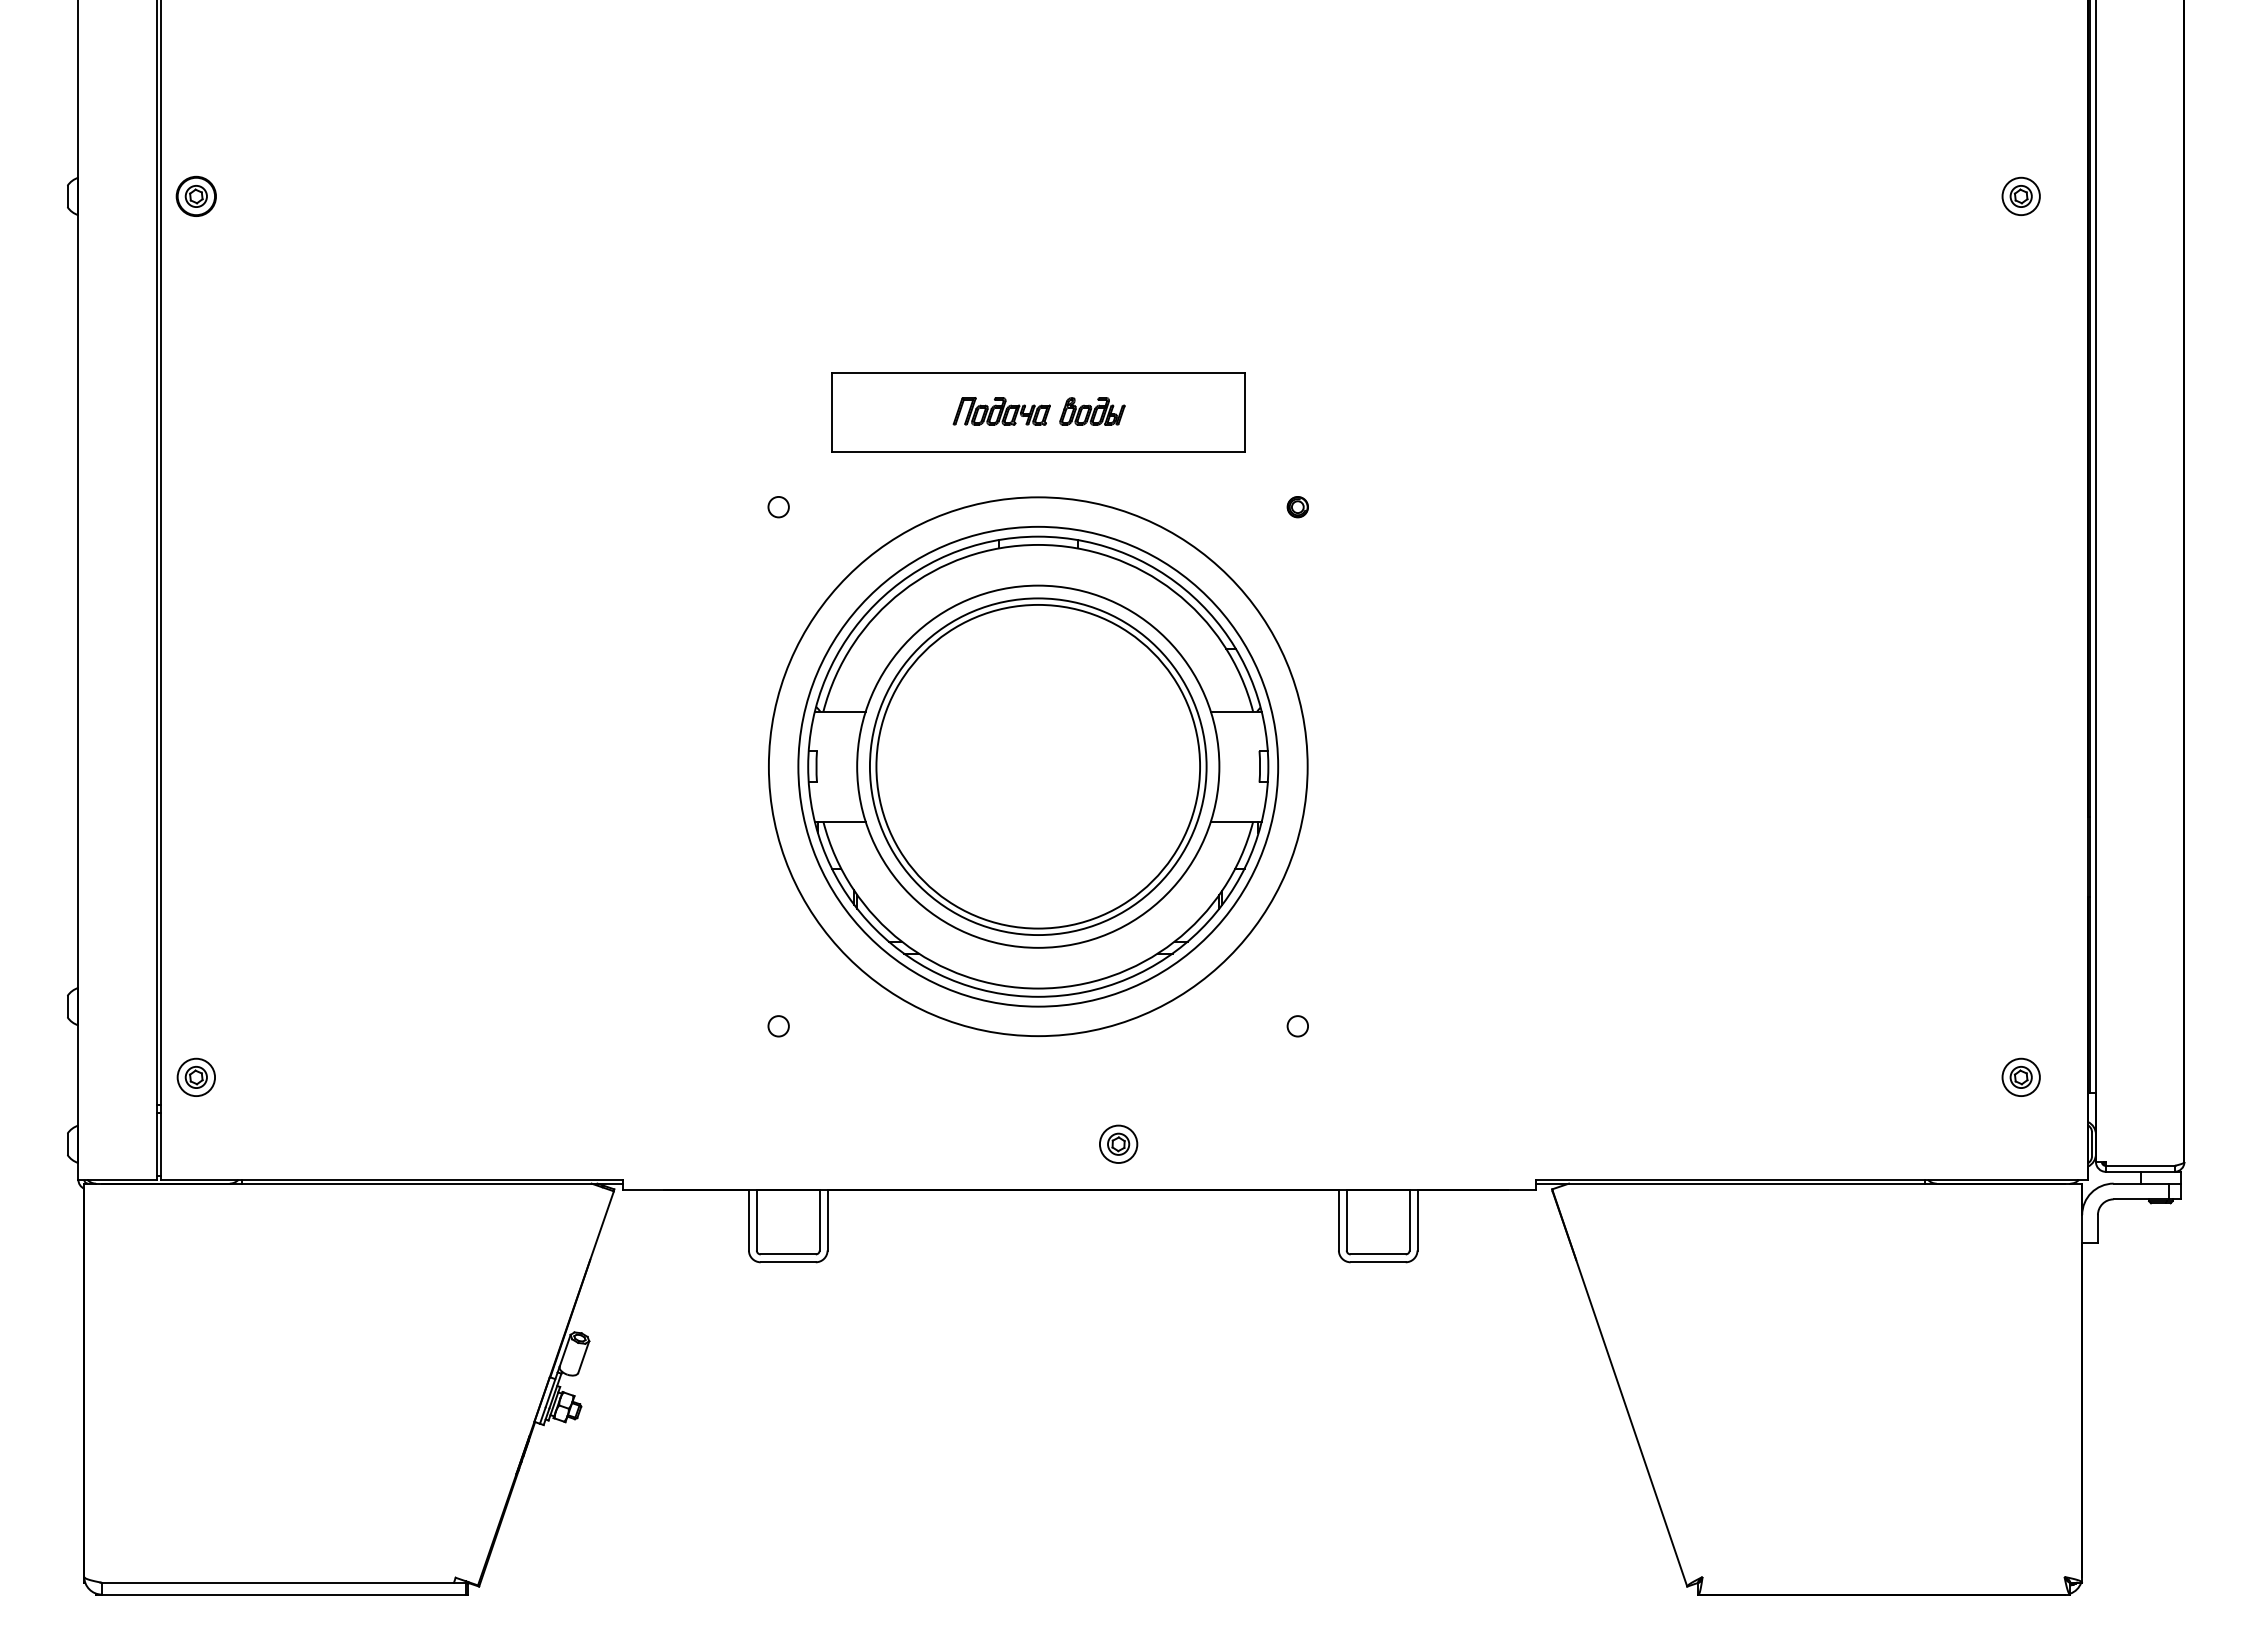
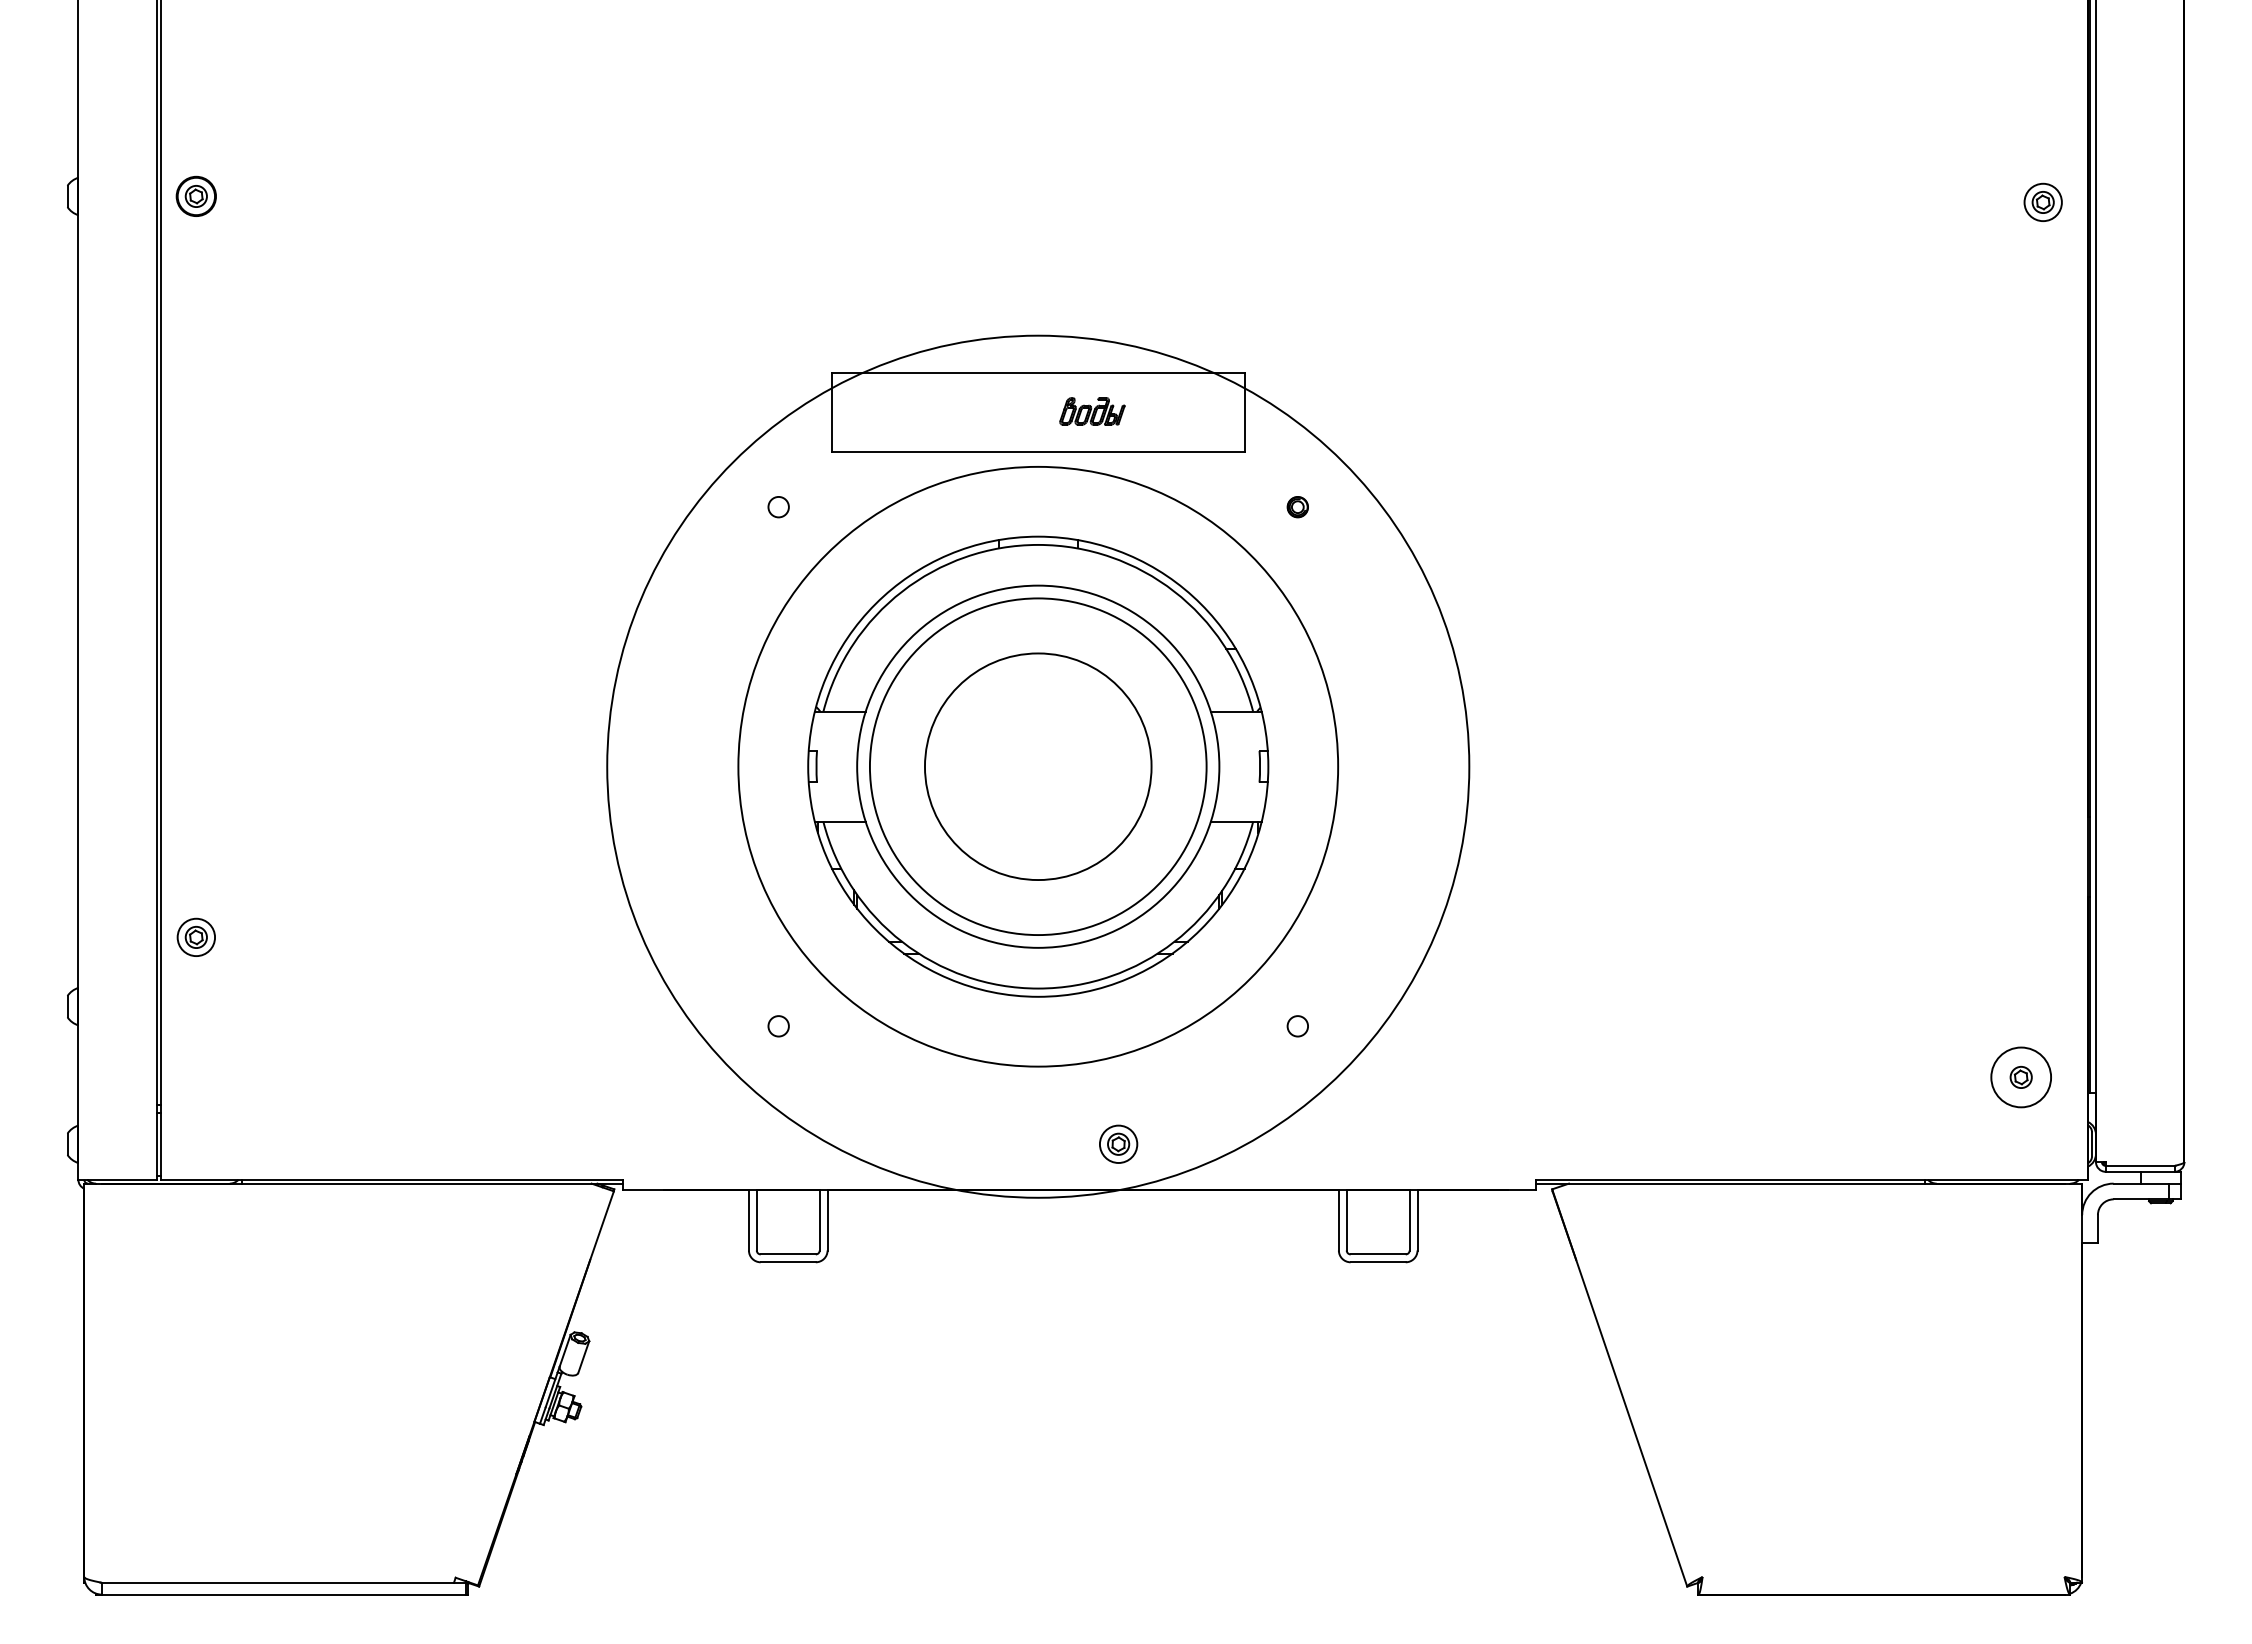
part position: (2020, 195) -> (2042, 201) (2042, 201)
part: present -> none (1001, 411)
circle diameter: 539 px -> 862 px (1038, 766)
circle diameter: 324 px -> 227 px (1037, 766)
circle diameter: 480 px -> 600 px (1038, 766)
part position: (195, 1076) -> (195, 936) (195, 936)
circle diameter: 37 px -> 60 px (2021, 1077)
